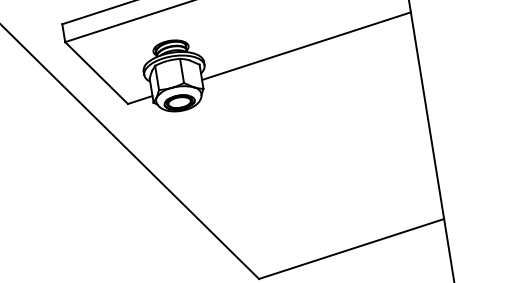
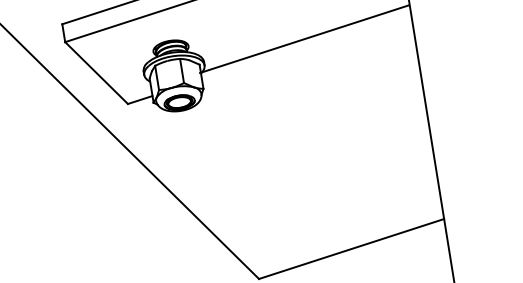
line position: (306, 45) -> (304, 38) (304, 38)
